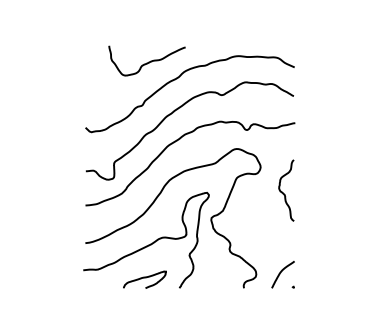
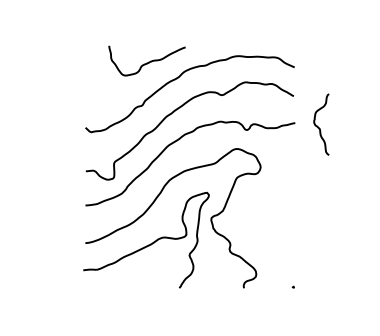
curve position: (283, 192) -> (318, 126) (318, 126)
curve: present -> none (280, 274)
curve: present -> none (144, 278)
